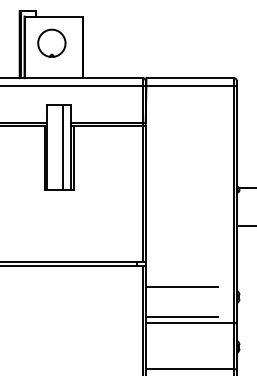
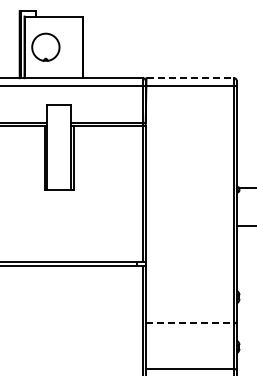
part position: (51, 42) -> (45, 46) (45, 46)
line: solid -> dashed (190, 78)
line: present -> none (62, 146)
line: present -> none (181, 286)
line: present -> none (181, 316)
line: solid -> dashed (190, 323)
